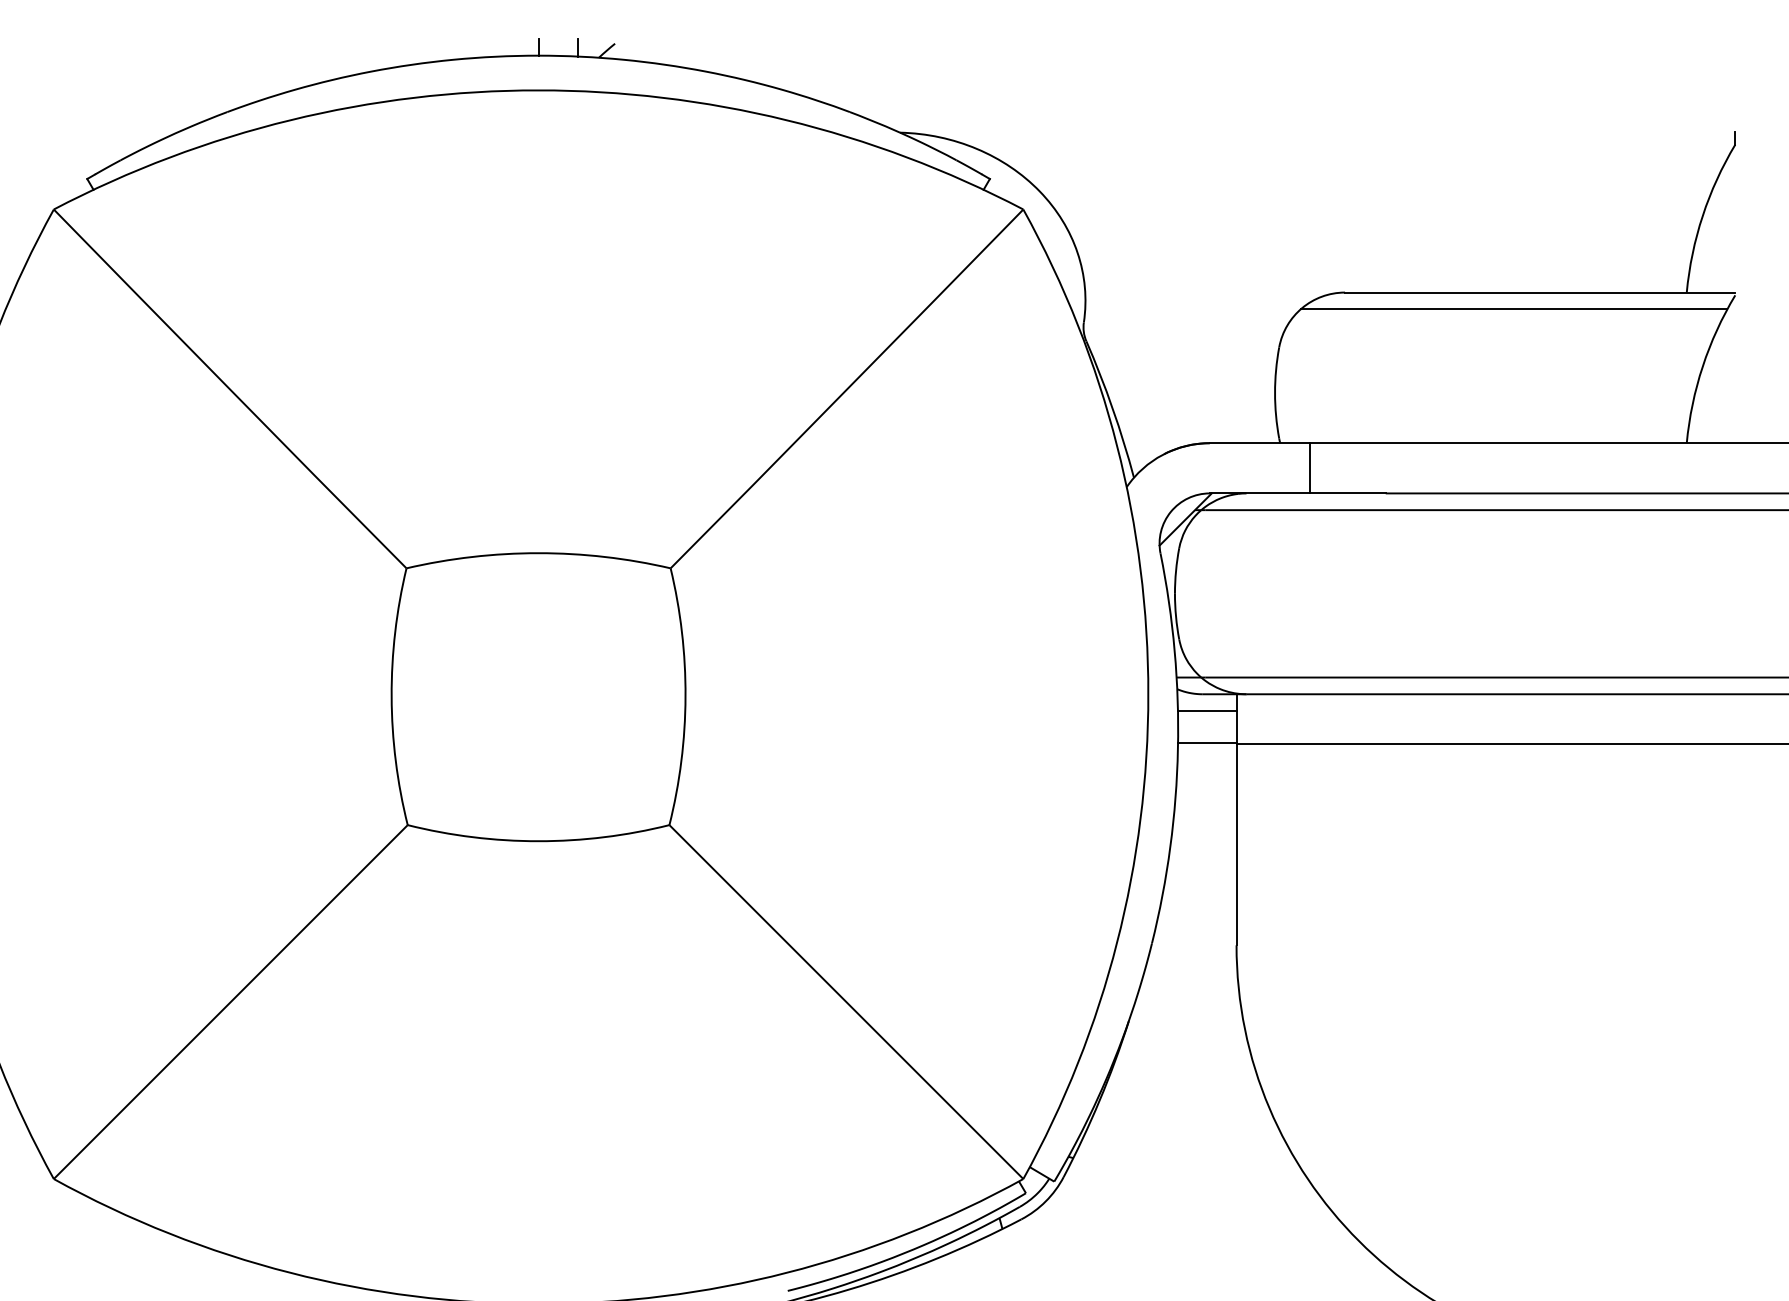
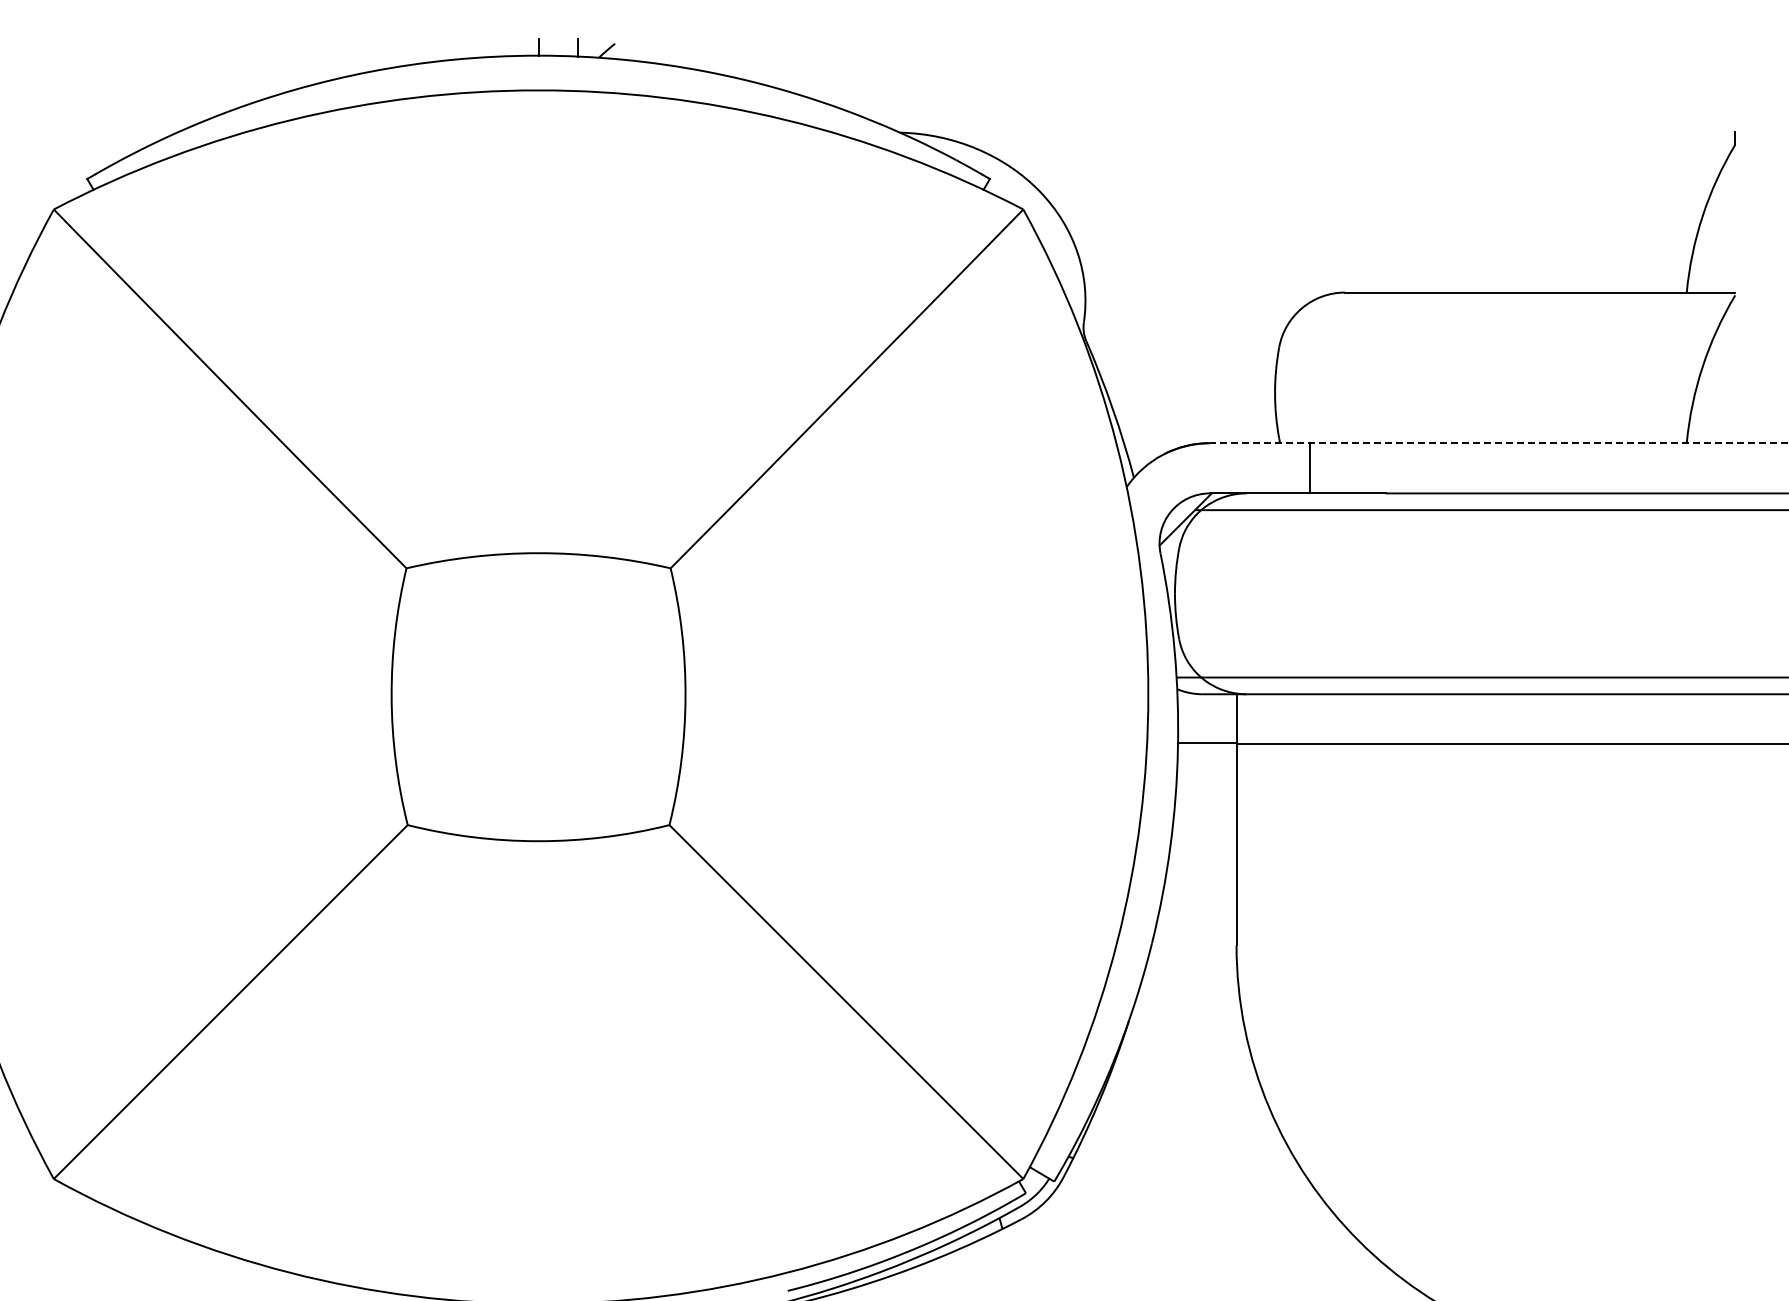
line: present -> none (1513, 309)
line: solid -> dashed (1498, 443)
line: present -> none (1206, 711)
